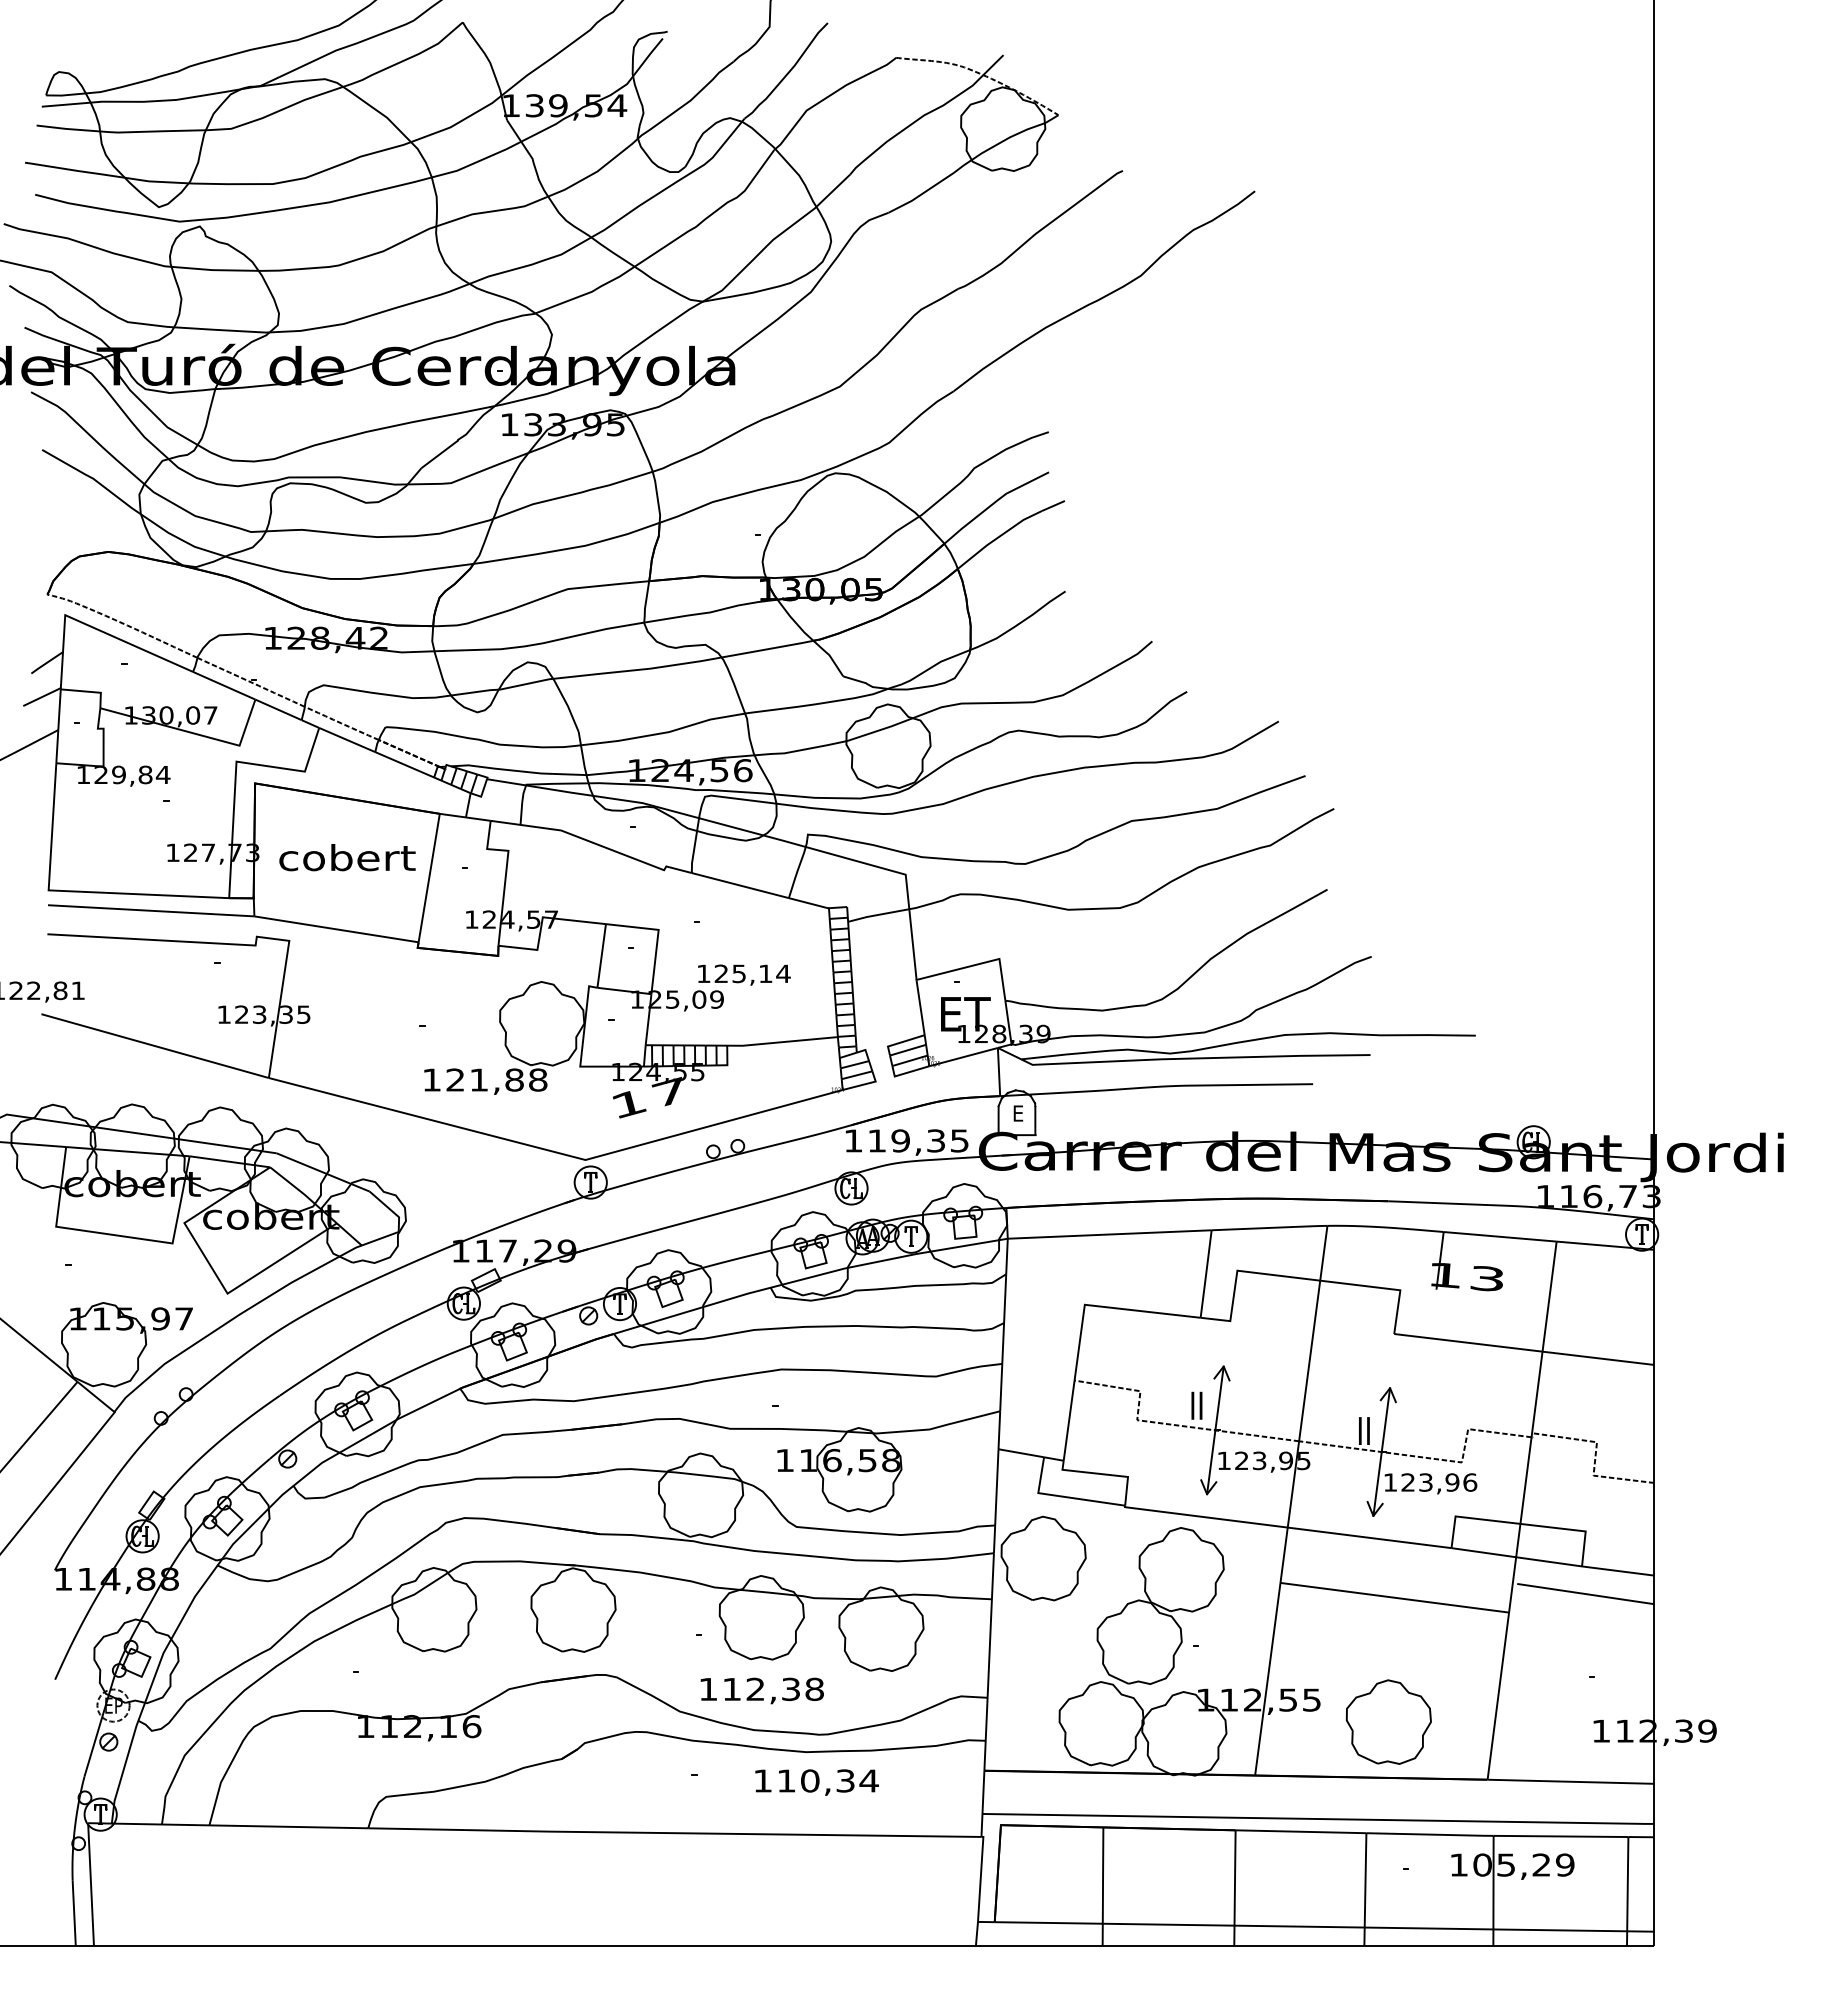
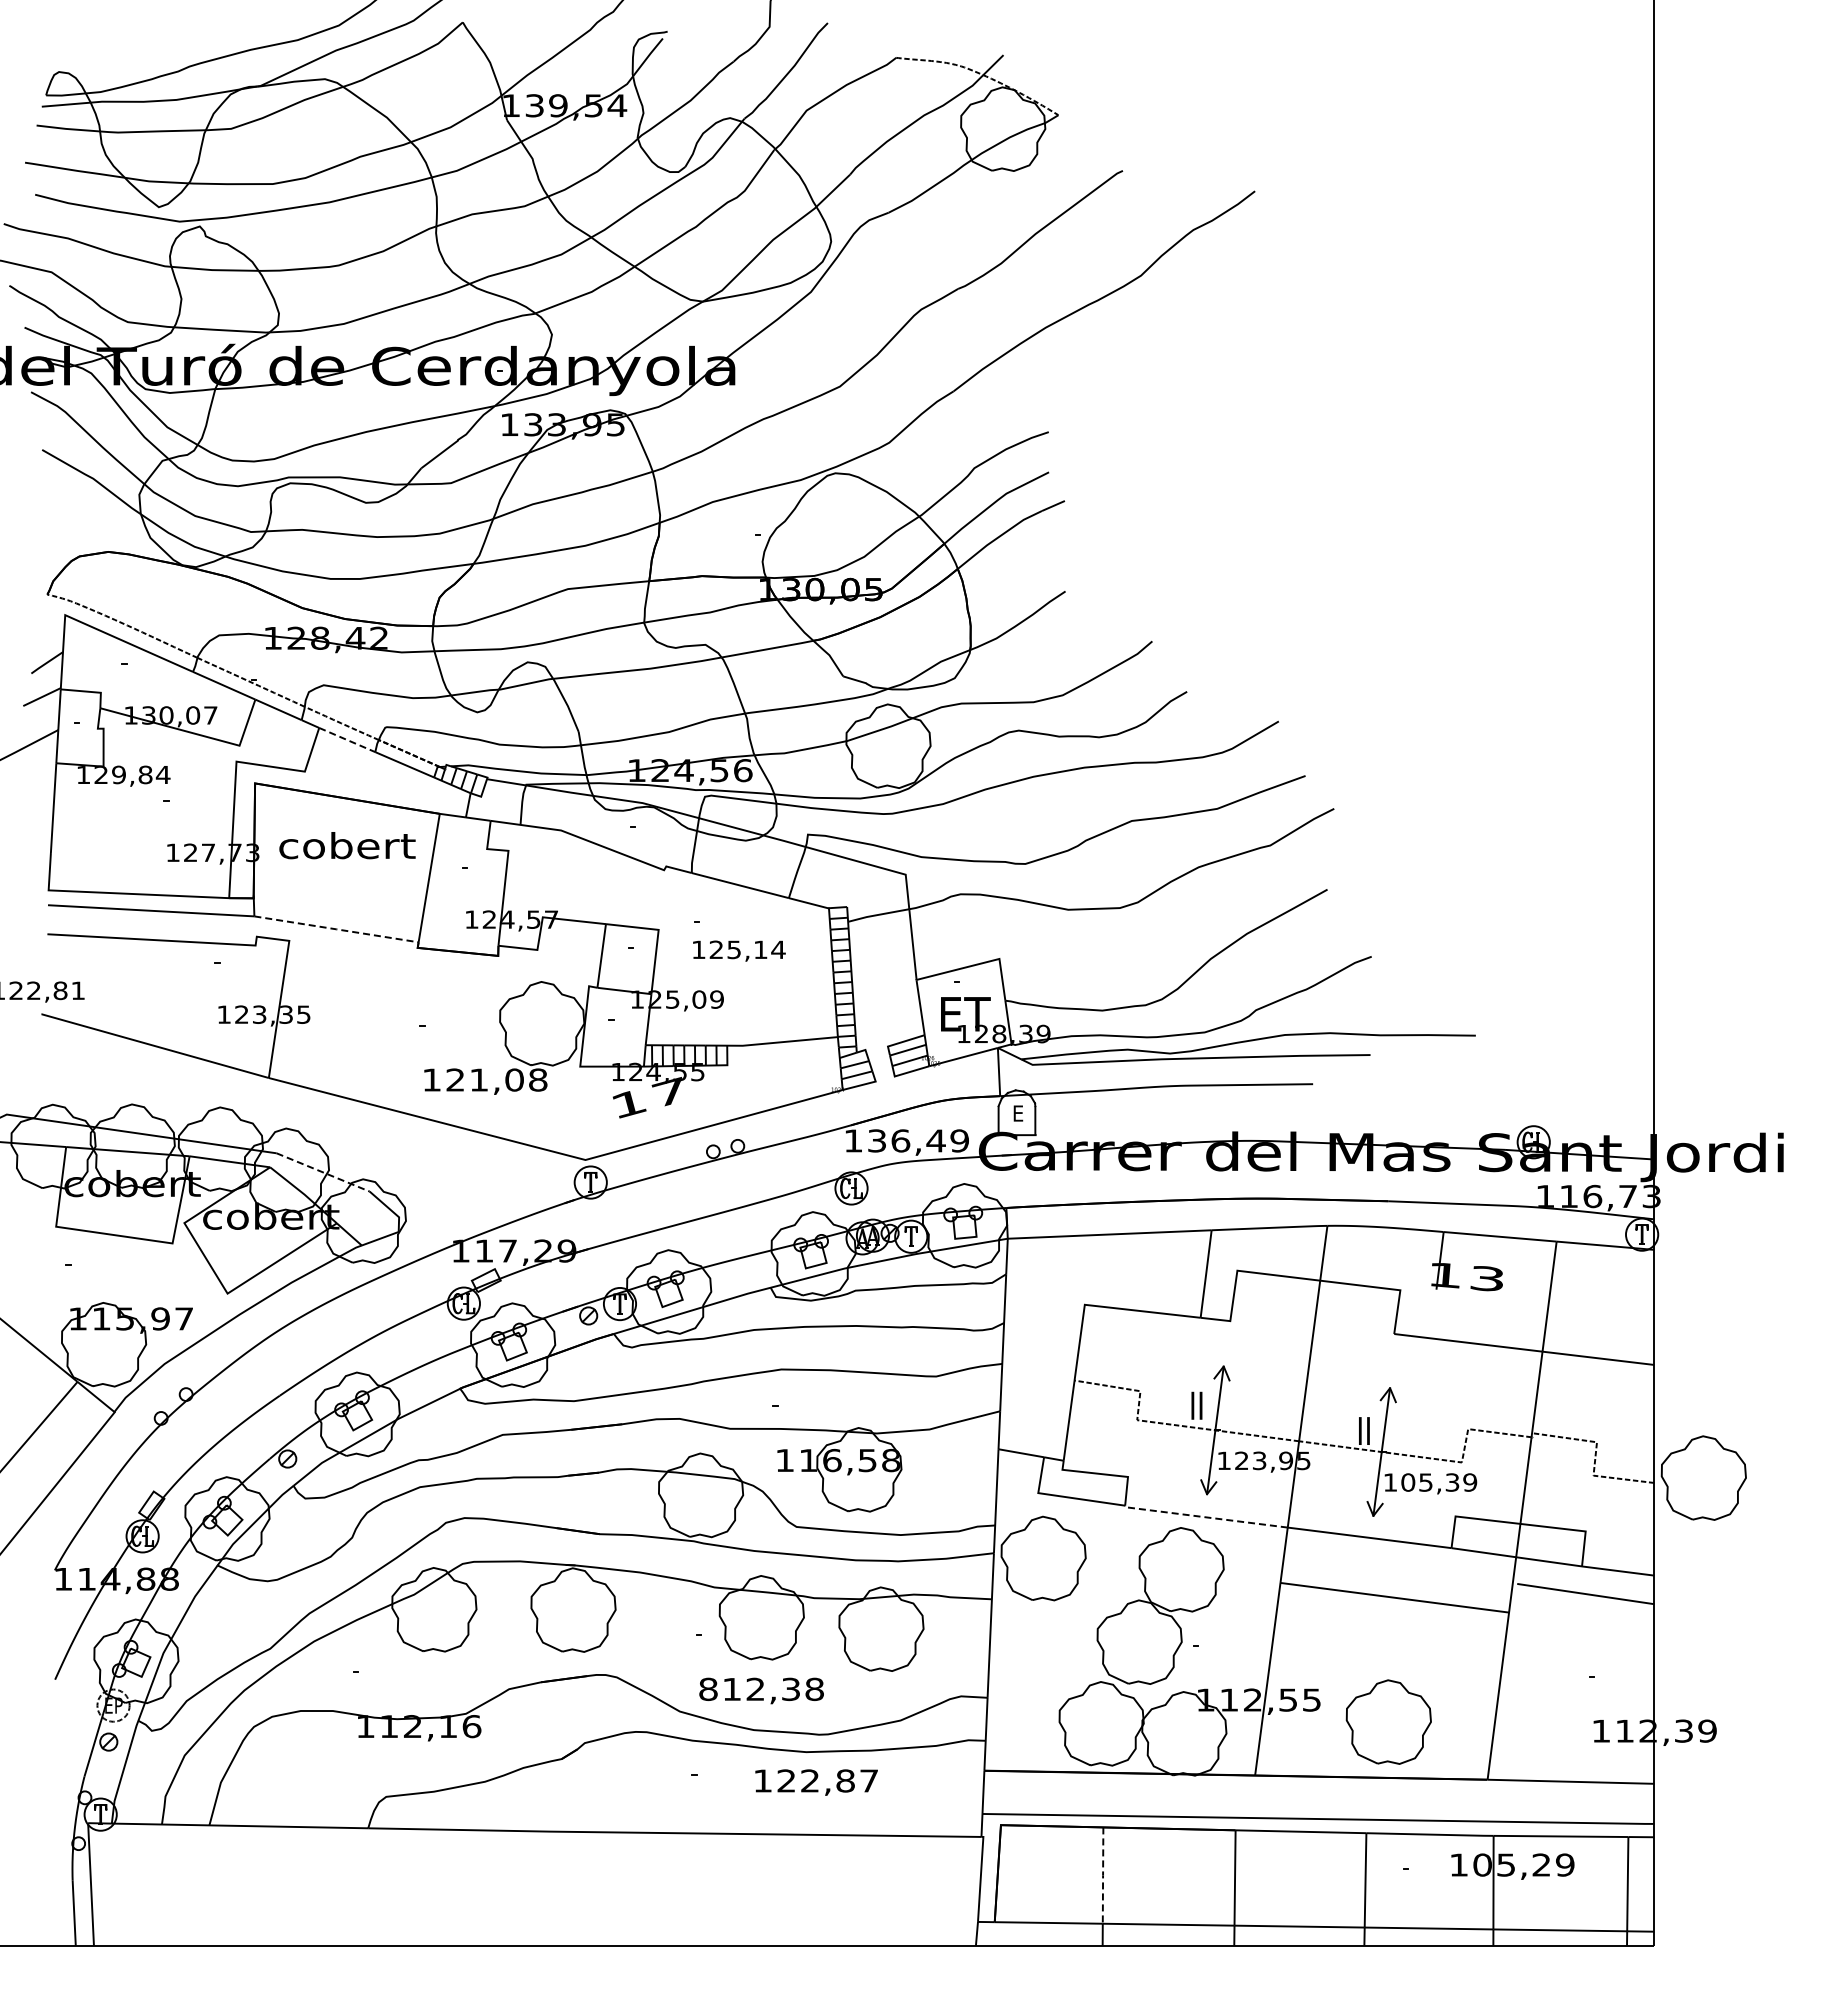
line: solid -> dashed (347, 740)
text position: (347, 857) -> (347, 845) (347, 845)
line: solid -> dashed (336, 929)
text position: (744, 974) -> (739, 950) (739, 950)
text: 121,88 -> 121,08 (514, 1079)
text: 119,35 -> 136,49 (918, 1140)
line: solid -> dashed (323, 1172)
part: none -> present (1703, 1477)
text: 123,96 -> 105,39 (1439, 1482)
line: solid -> dashed (1204, 1517)
text: 112,38 -> 812,38 (708, 1689)
text: 110,34 -> 122,87 (827, 1780)
line: solid -> dashed (1103, 1875)
